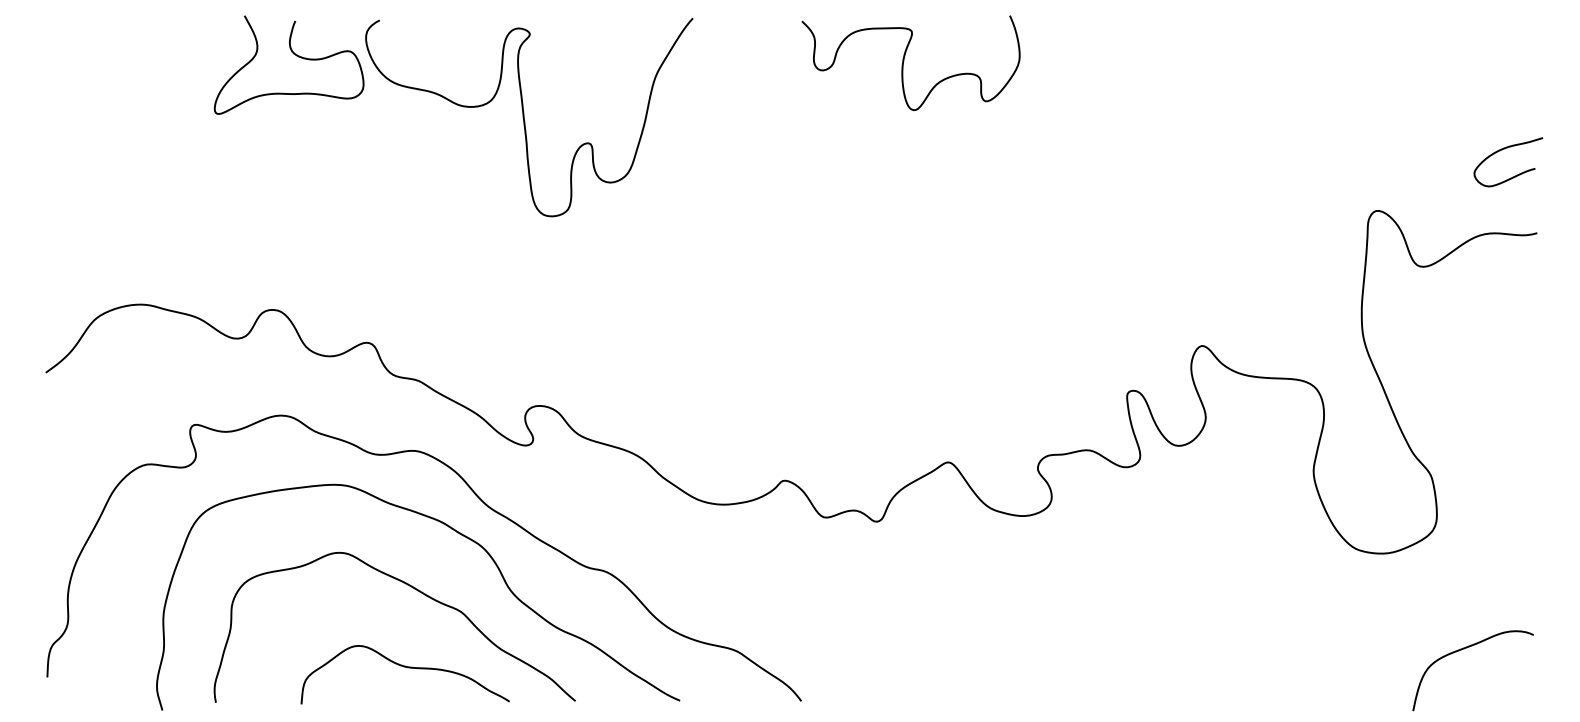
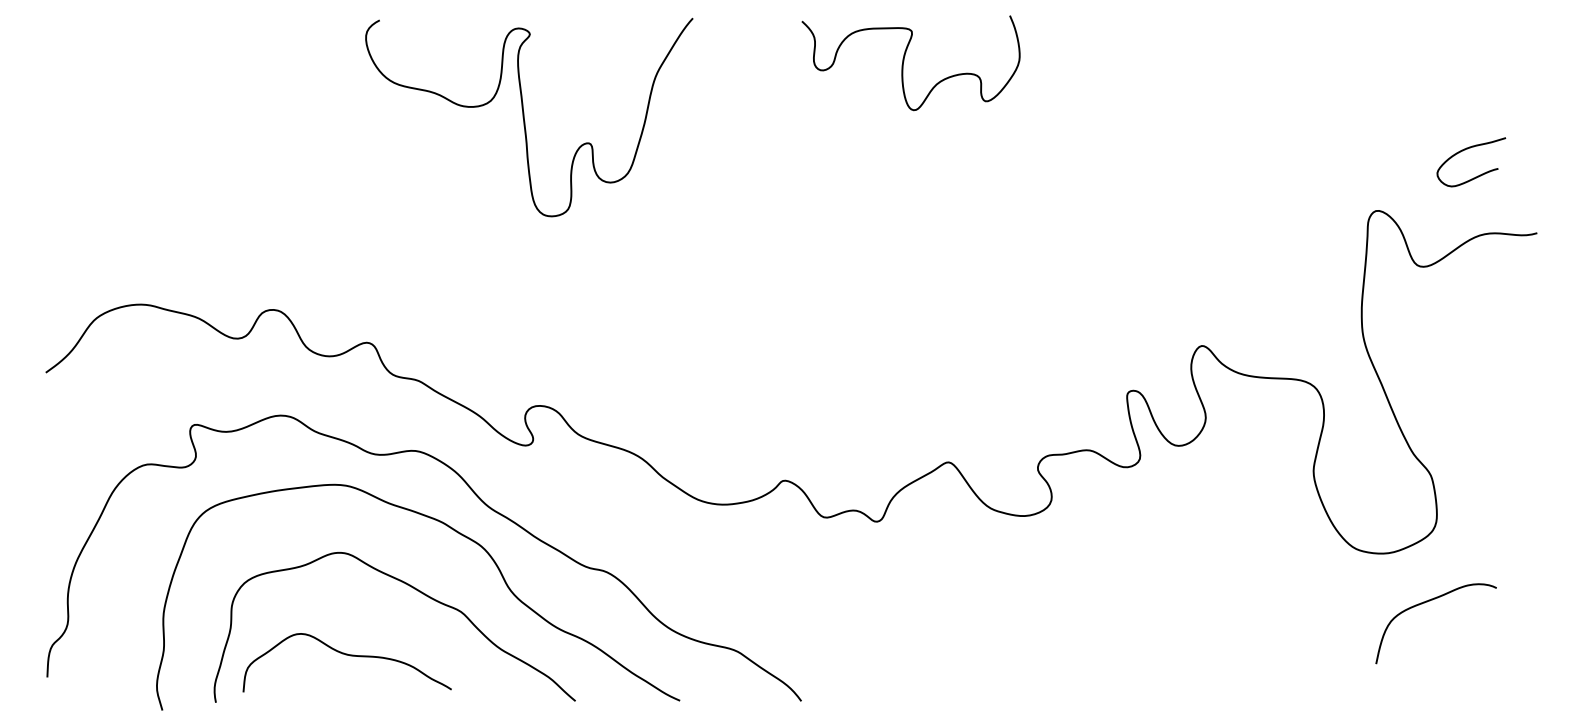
curve: present -> none (293, 54)
curve position: (1502, 150) -> (1465, 150) (1465, 150)
curve position: (1464, 649) -> (1427, 602) (1427, 602)
curve position: (404, 667) -> (346, 655) (346, 655)
